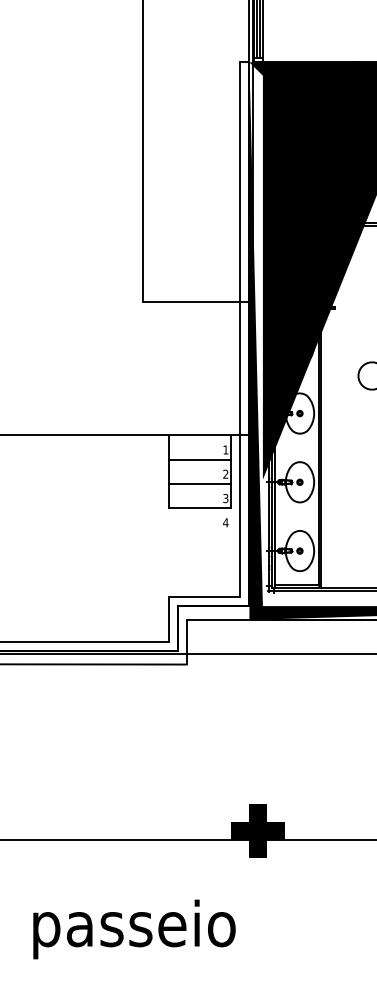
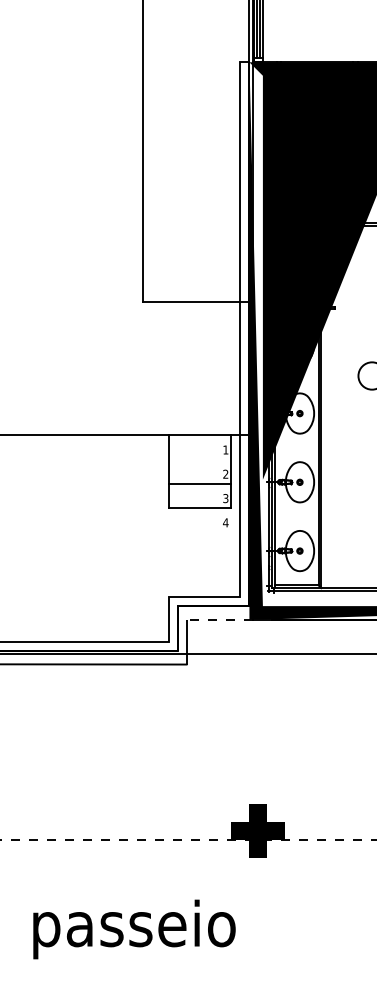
line: present -> none (199, 459)
line: solid -> dashed (219, 619)
line: solid -> dashed (188, 839)
